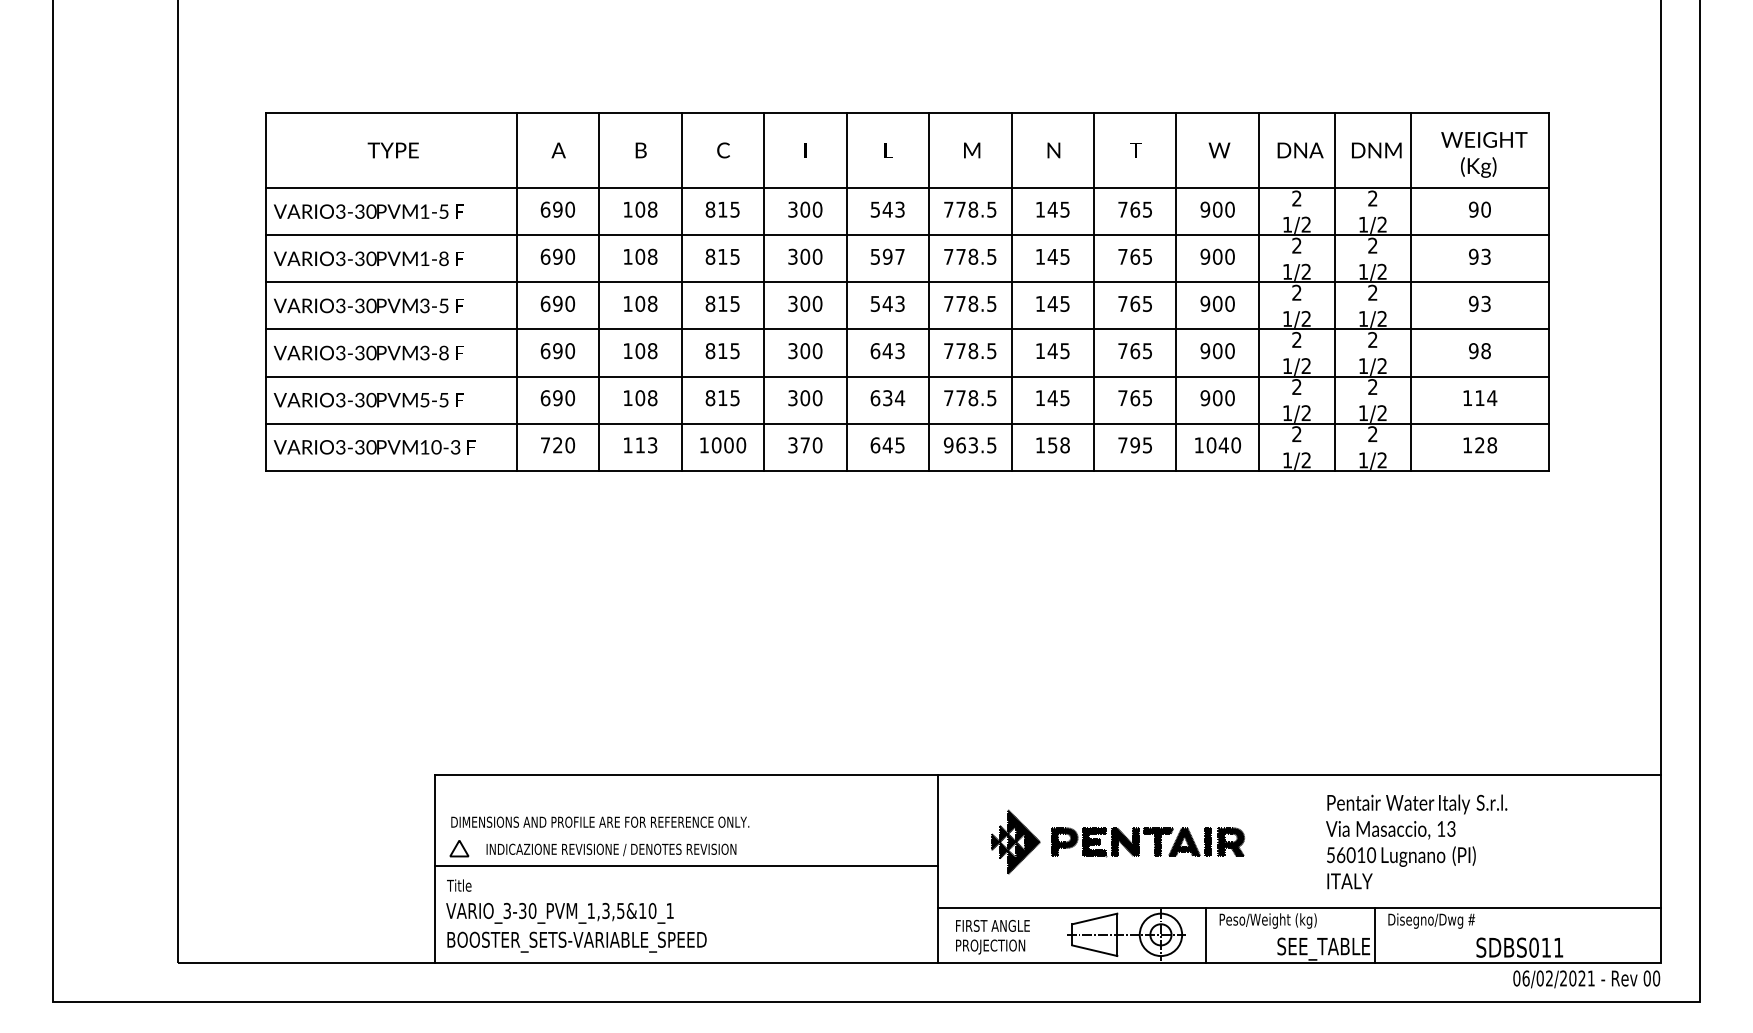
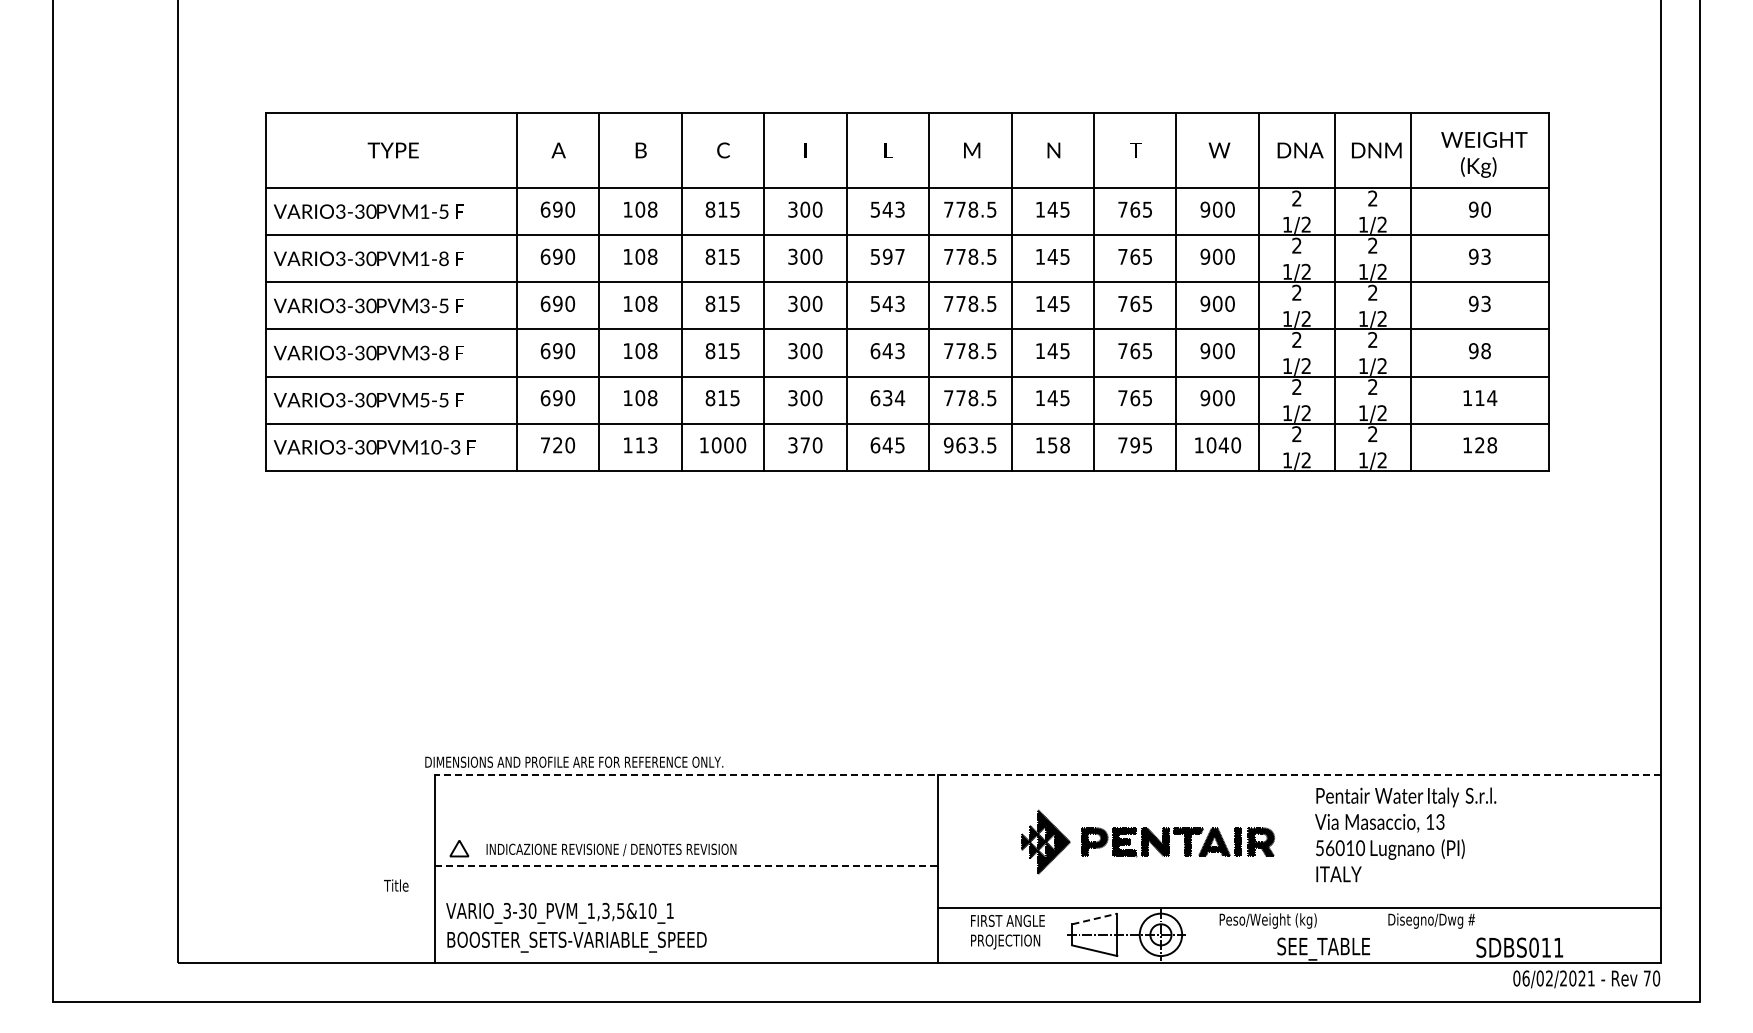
line: solid -> dashed (1047, 774)
text position: (600, 821) -> (574, 761) (574, 761)
part position: (1117, 841) -> (1147, 841) (1147, 841)
text position: (1416, 841) -> (1405, 834) (1405, 834)
line: solid -> dashed (686, 865)
text position: (459, 885) -> (396, 885) (396, 885)
line: solid -> dashed (1095, 918)
line: present -> none (1206, 934)
line: present -> none (1374, 934)
text position: (992, 937) -> (1007, 932) (1007, 932)
text: 00 -> 70 (1646, 978)
